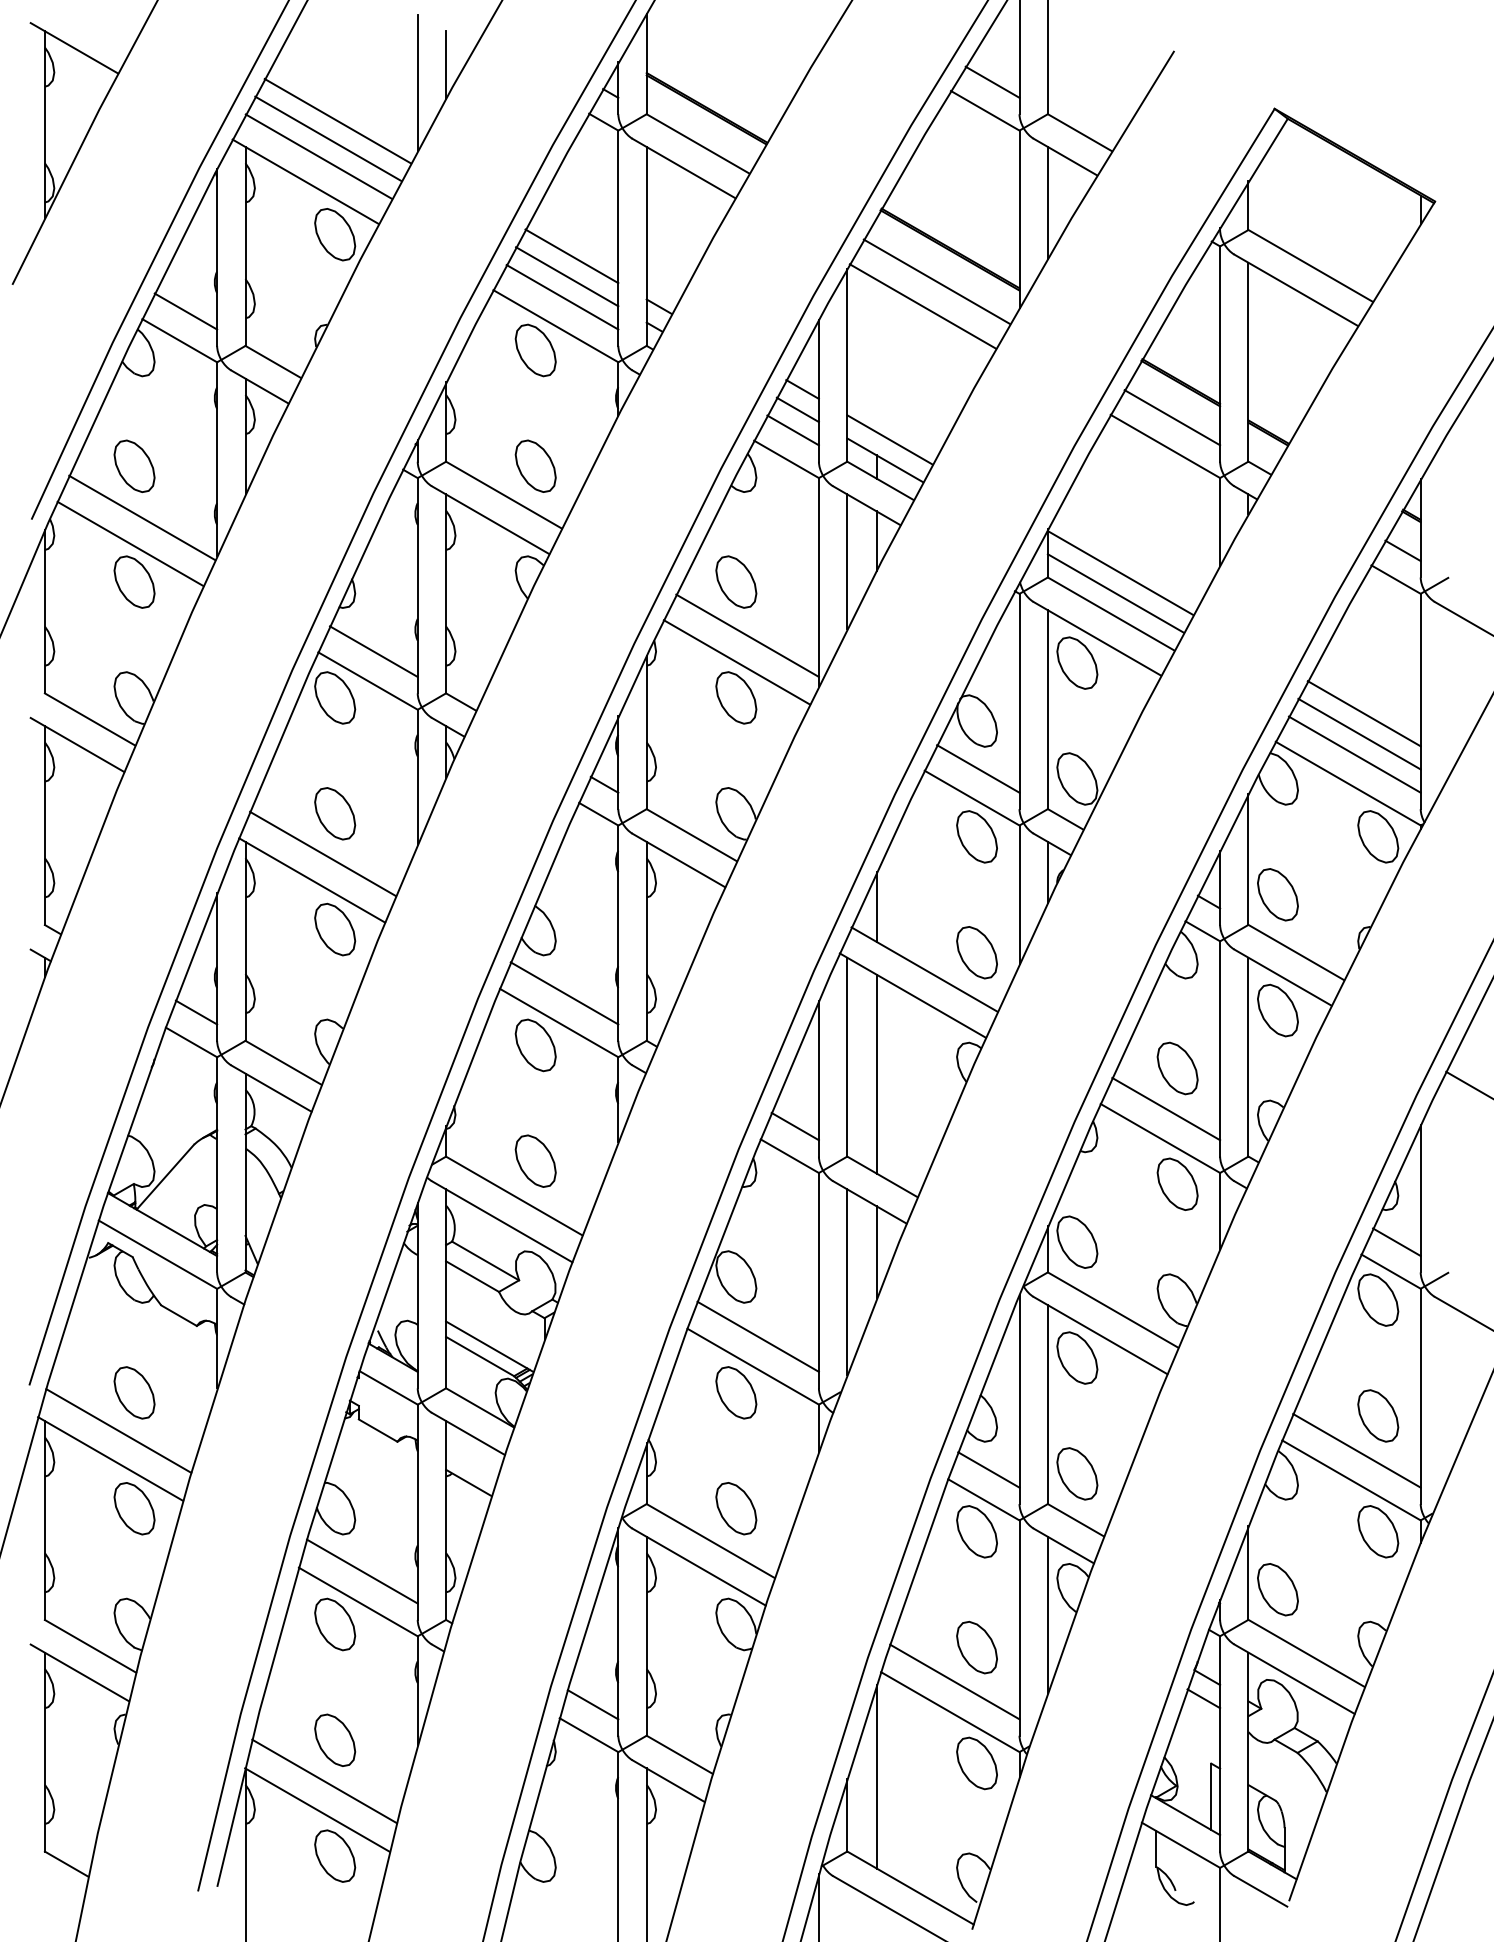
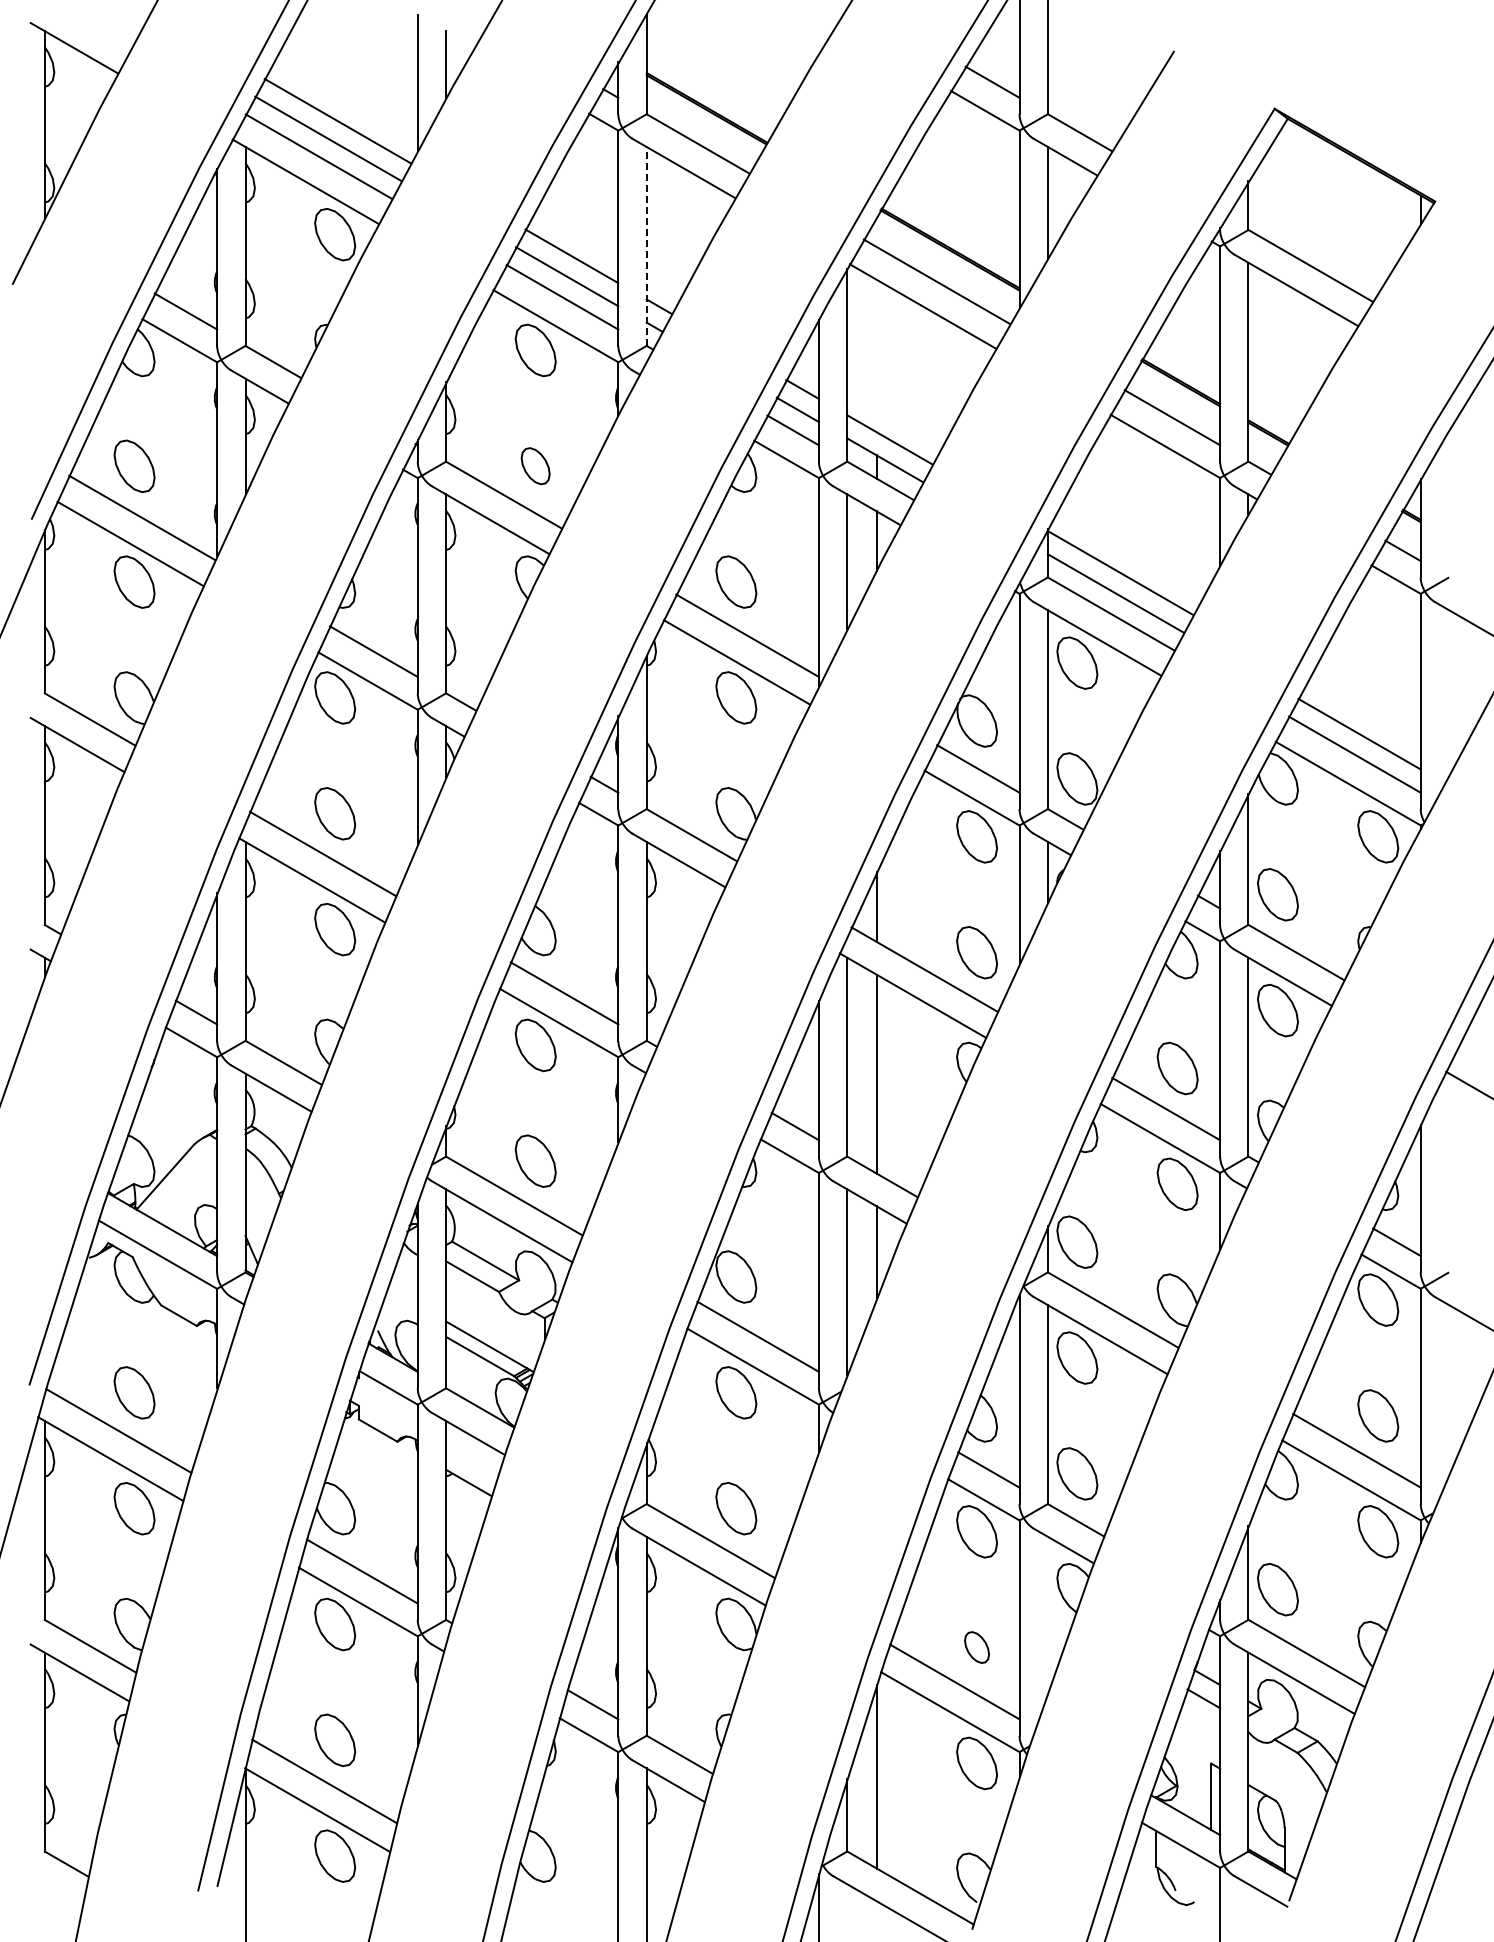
line: solid -> dashed (646, 245)
part size: 43x54 px -> 31x39 px (535, 466)
line: present -> none (1363, 713)
line: present -> none (1047, 1614)
part size: 42x55 px -> 26x33 px (976, 1647)
